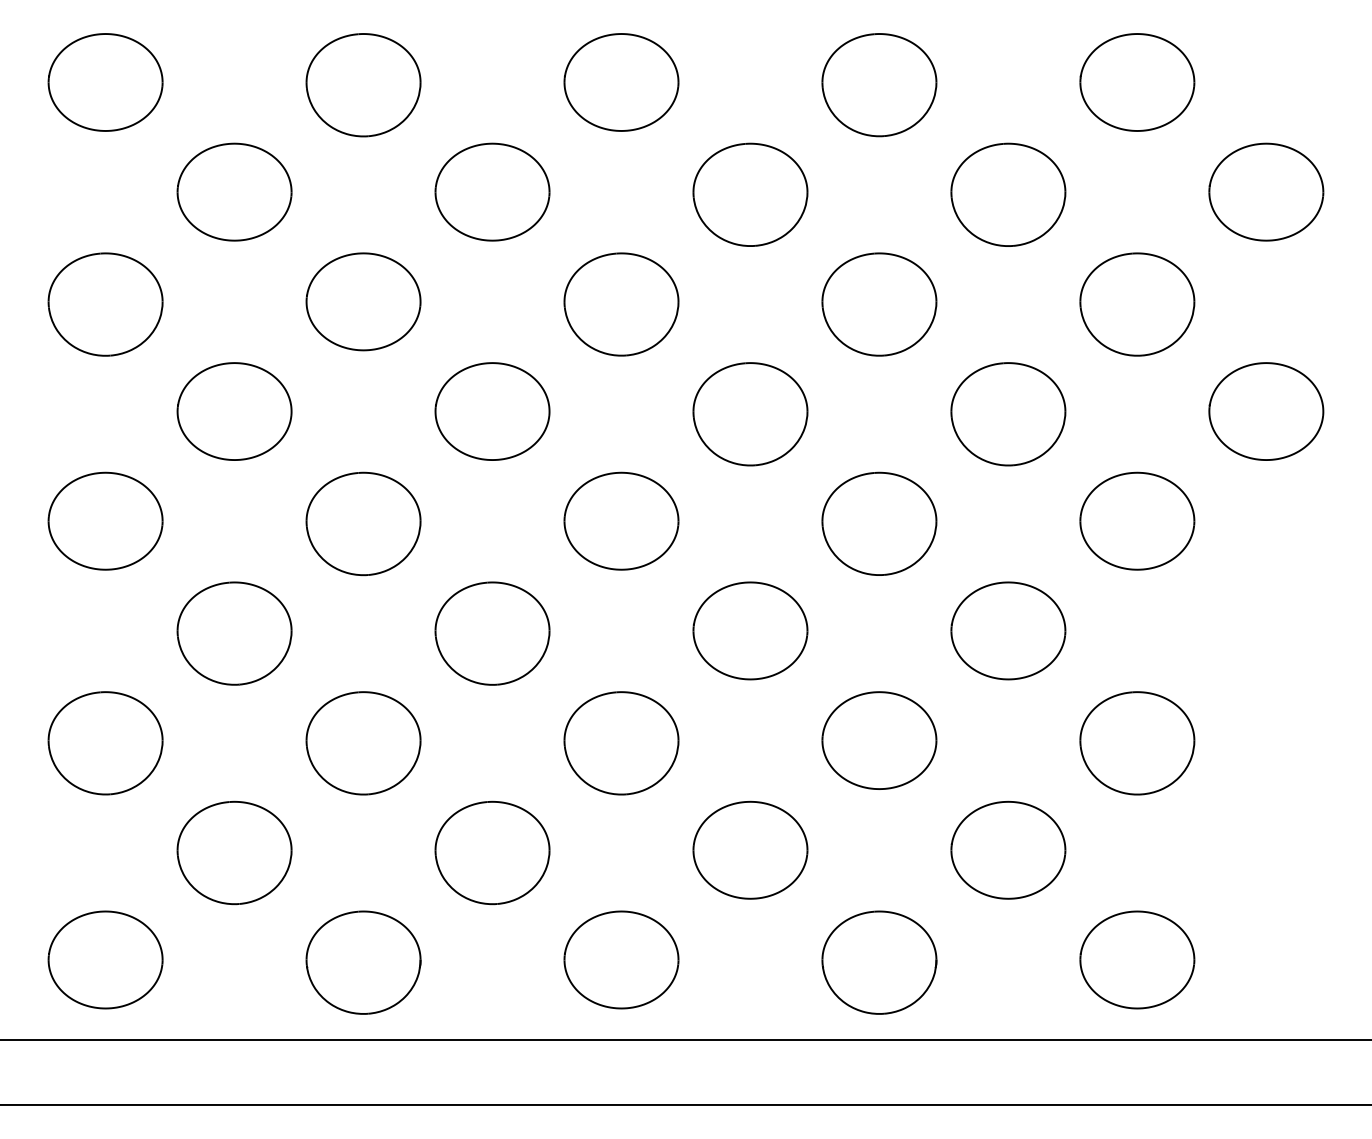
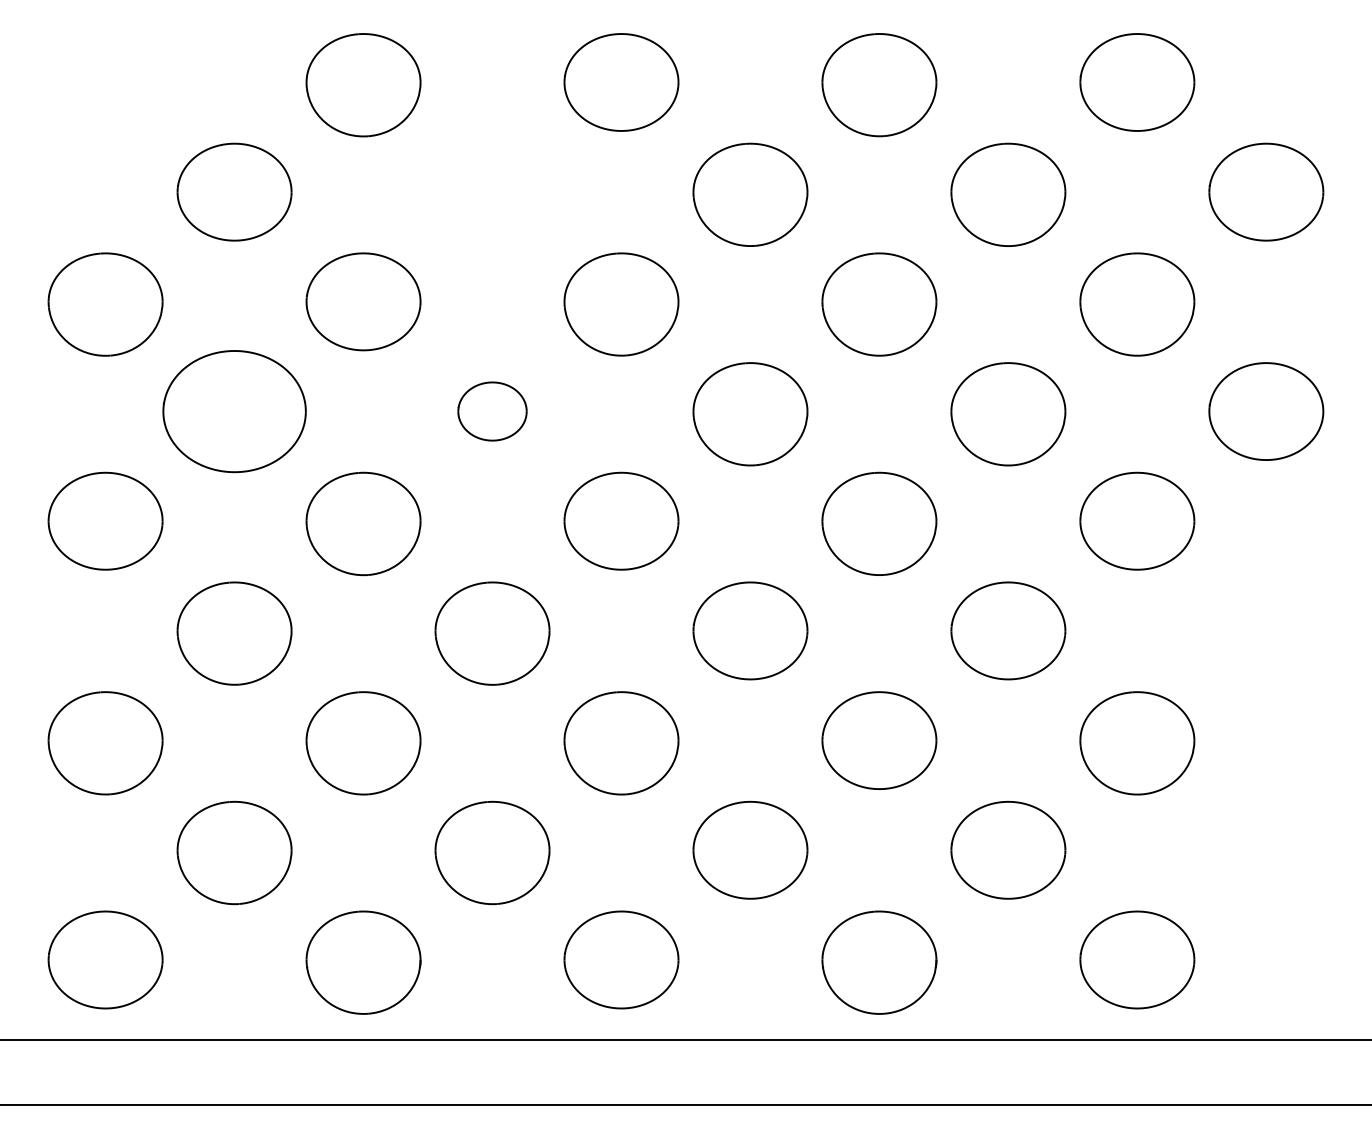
part: present -> none (105, 82)
part: present -> none (492, 191)
part size: 117x99 px -> 145x124 px (234, 411)
part size: 117x99 px -> 71x61 px (492, 411)
